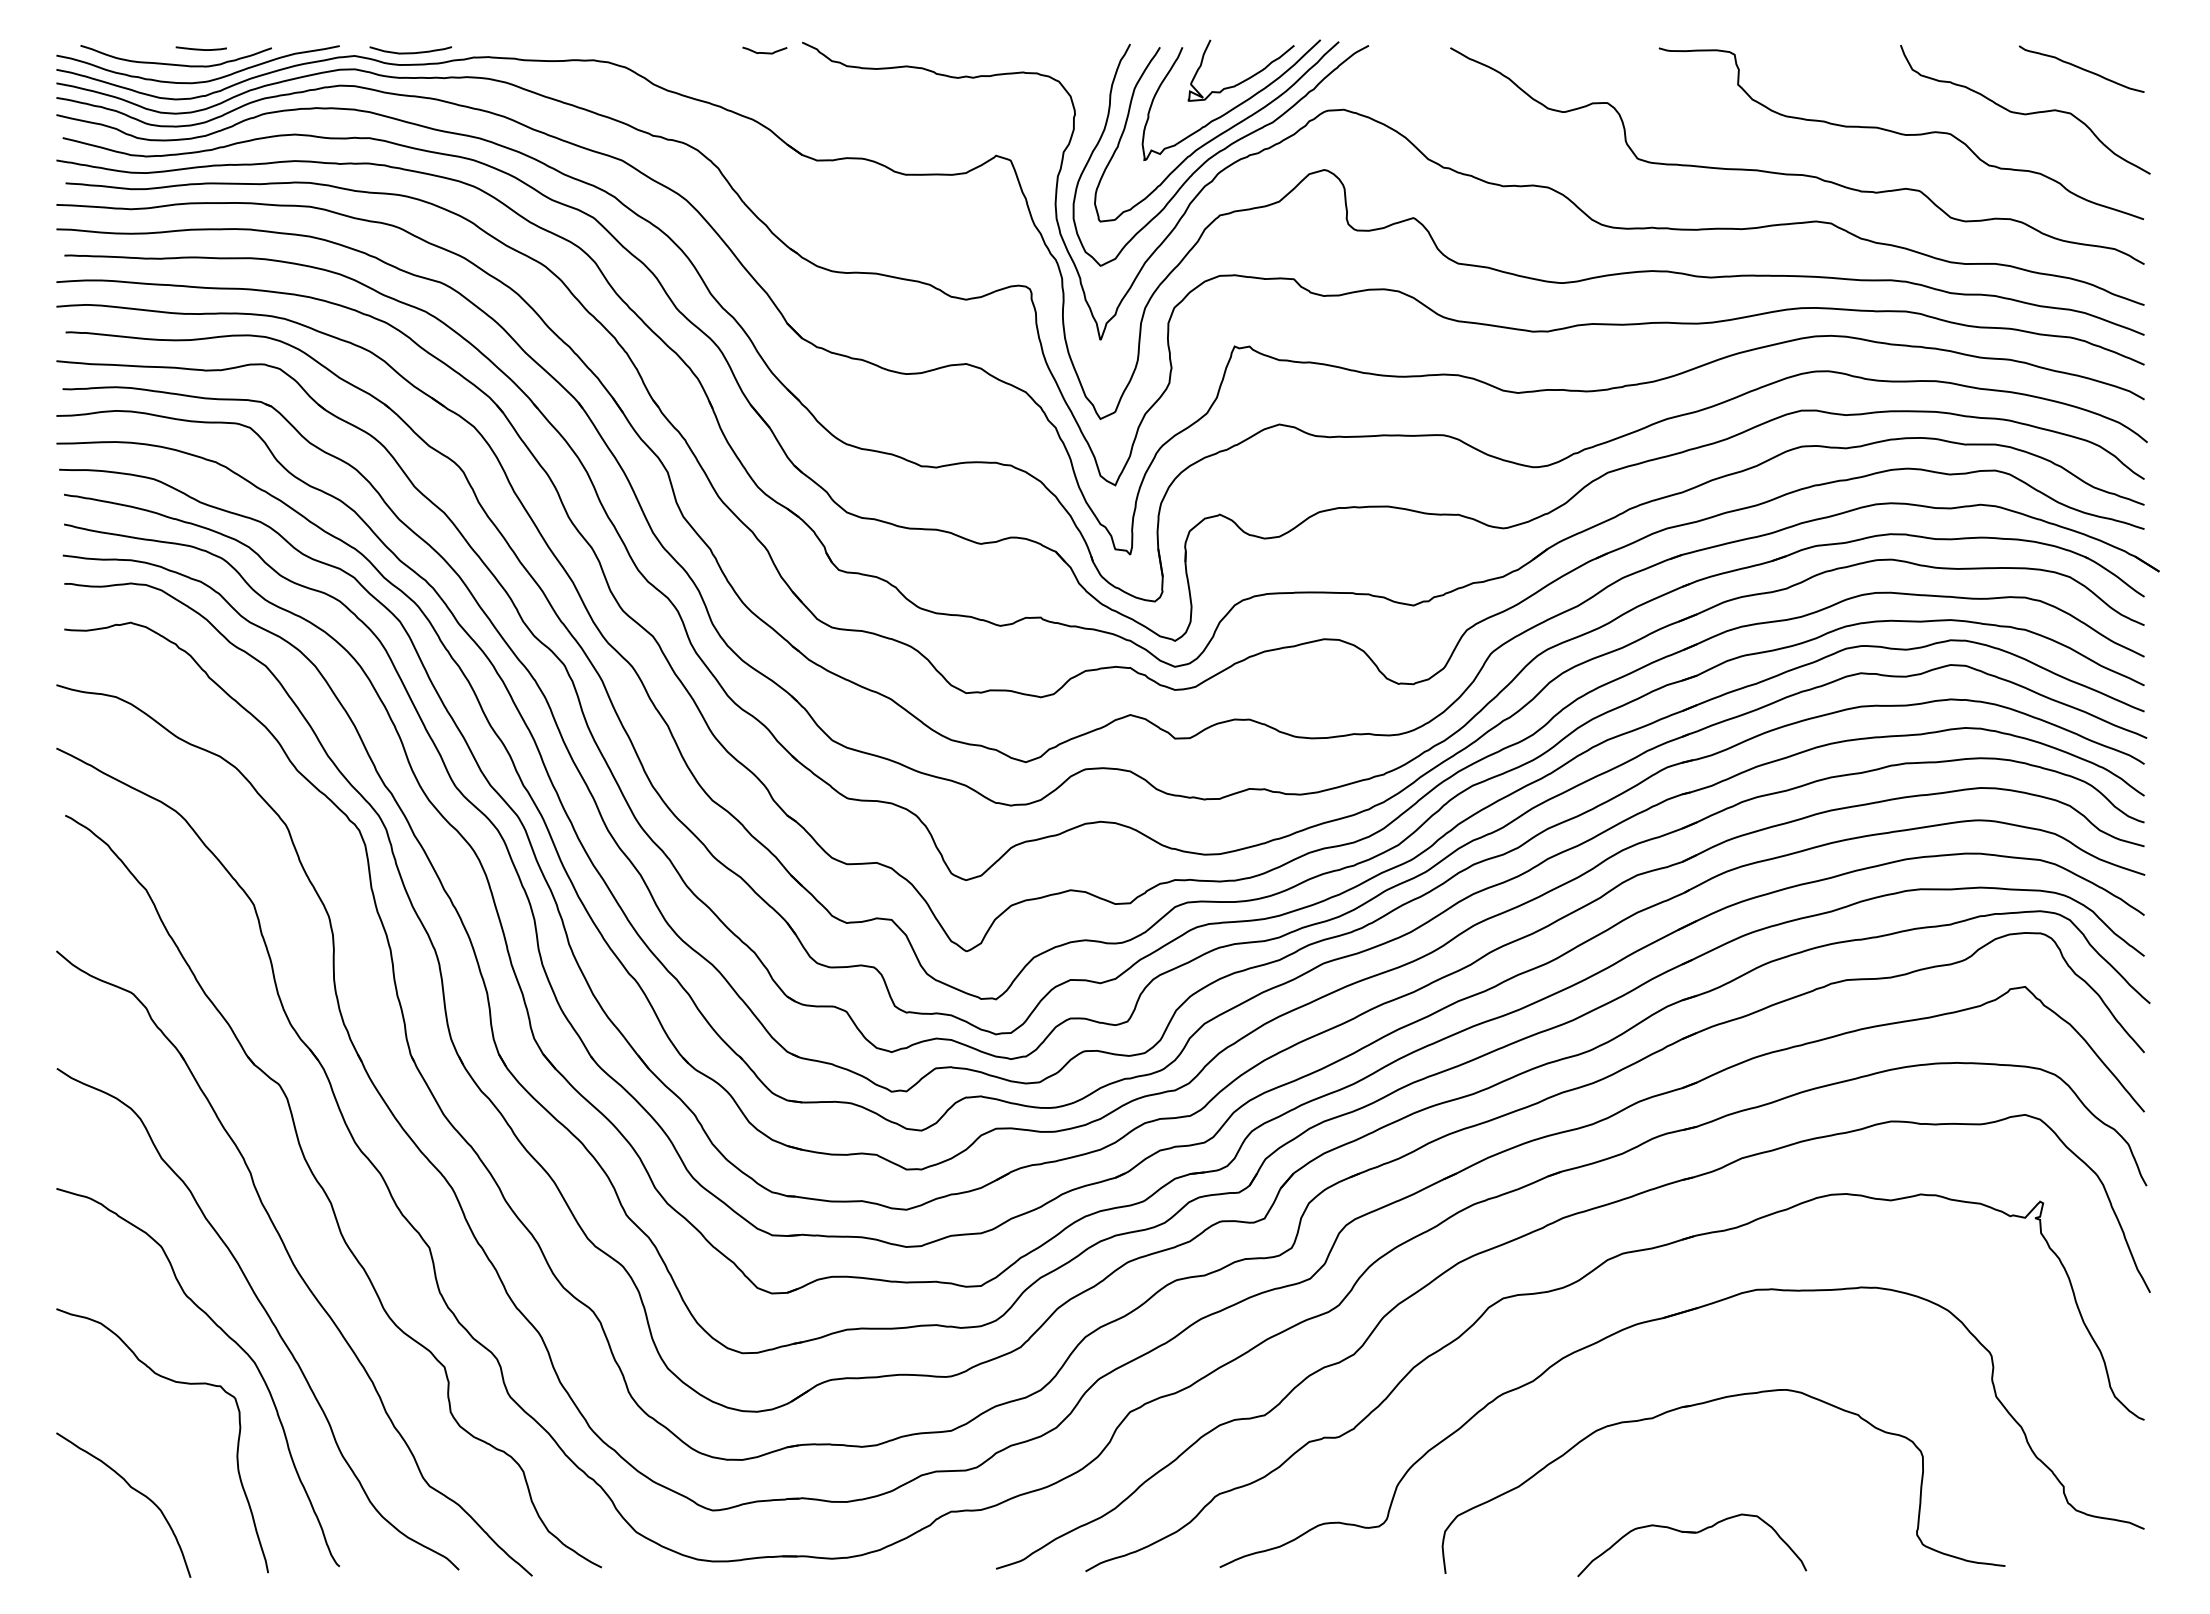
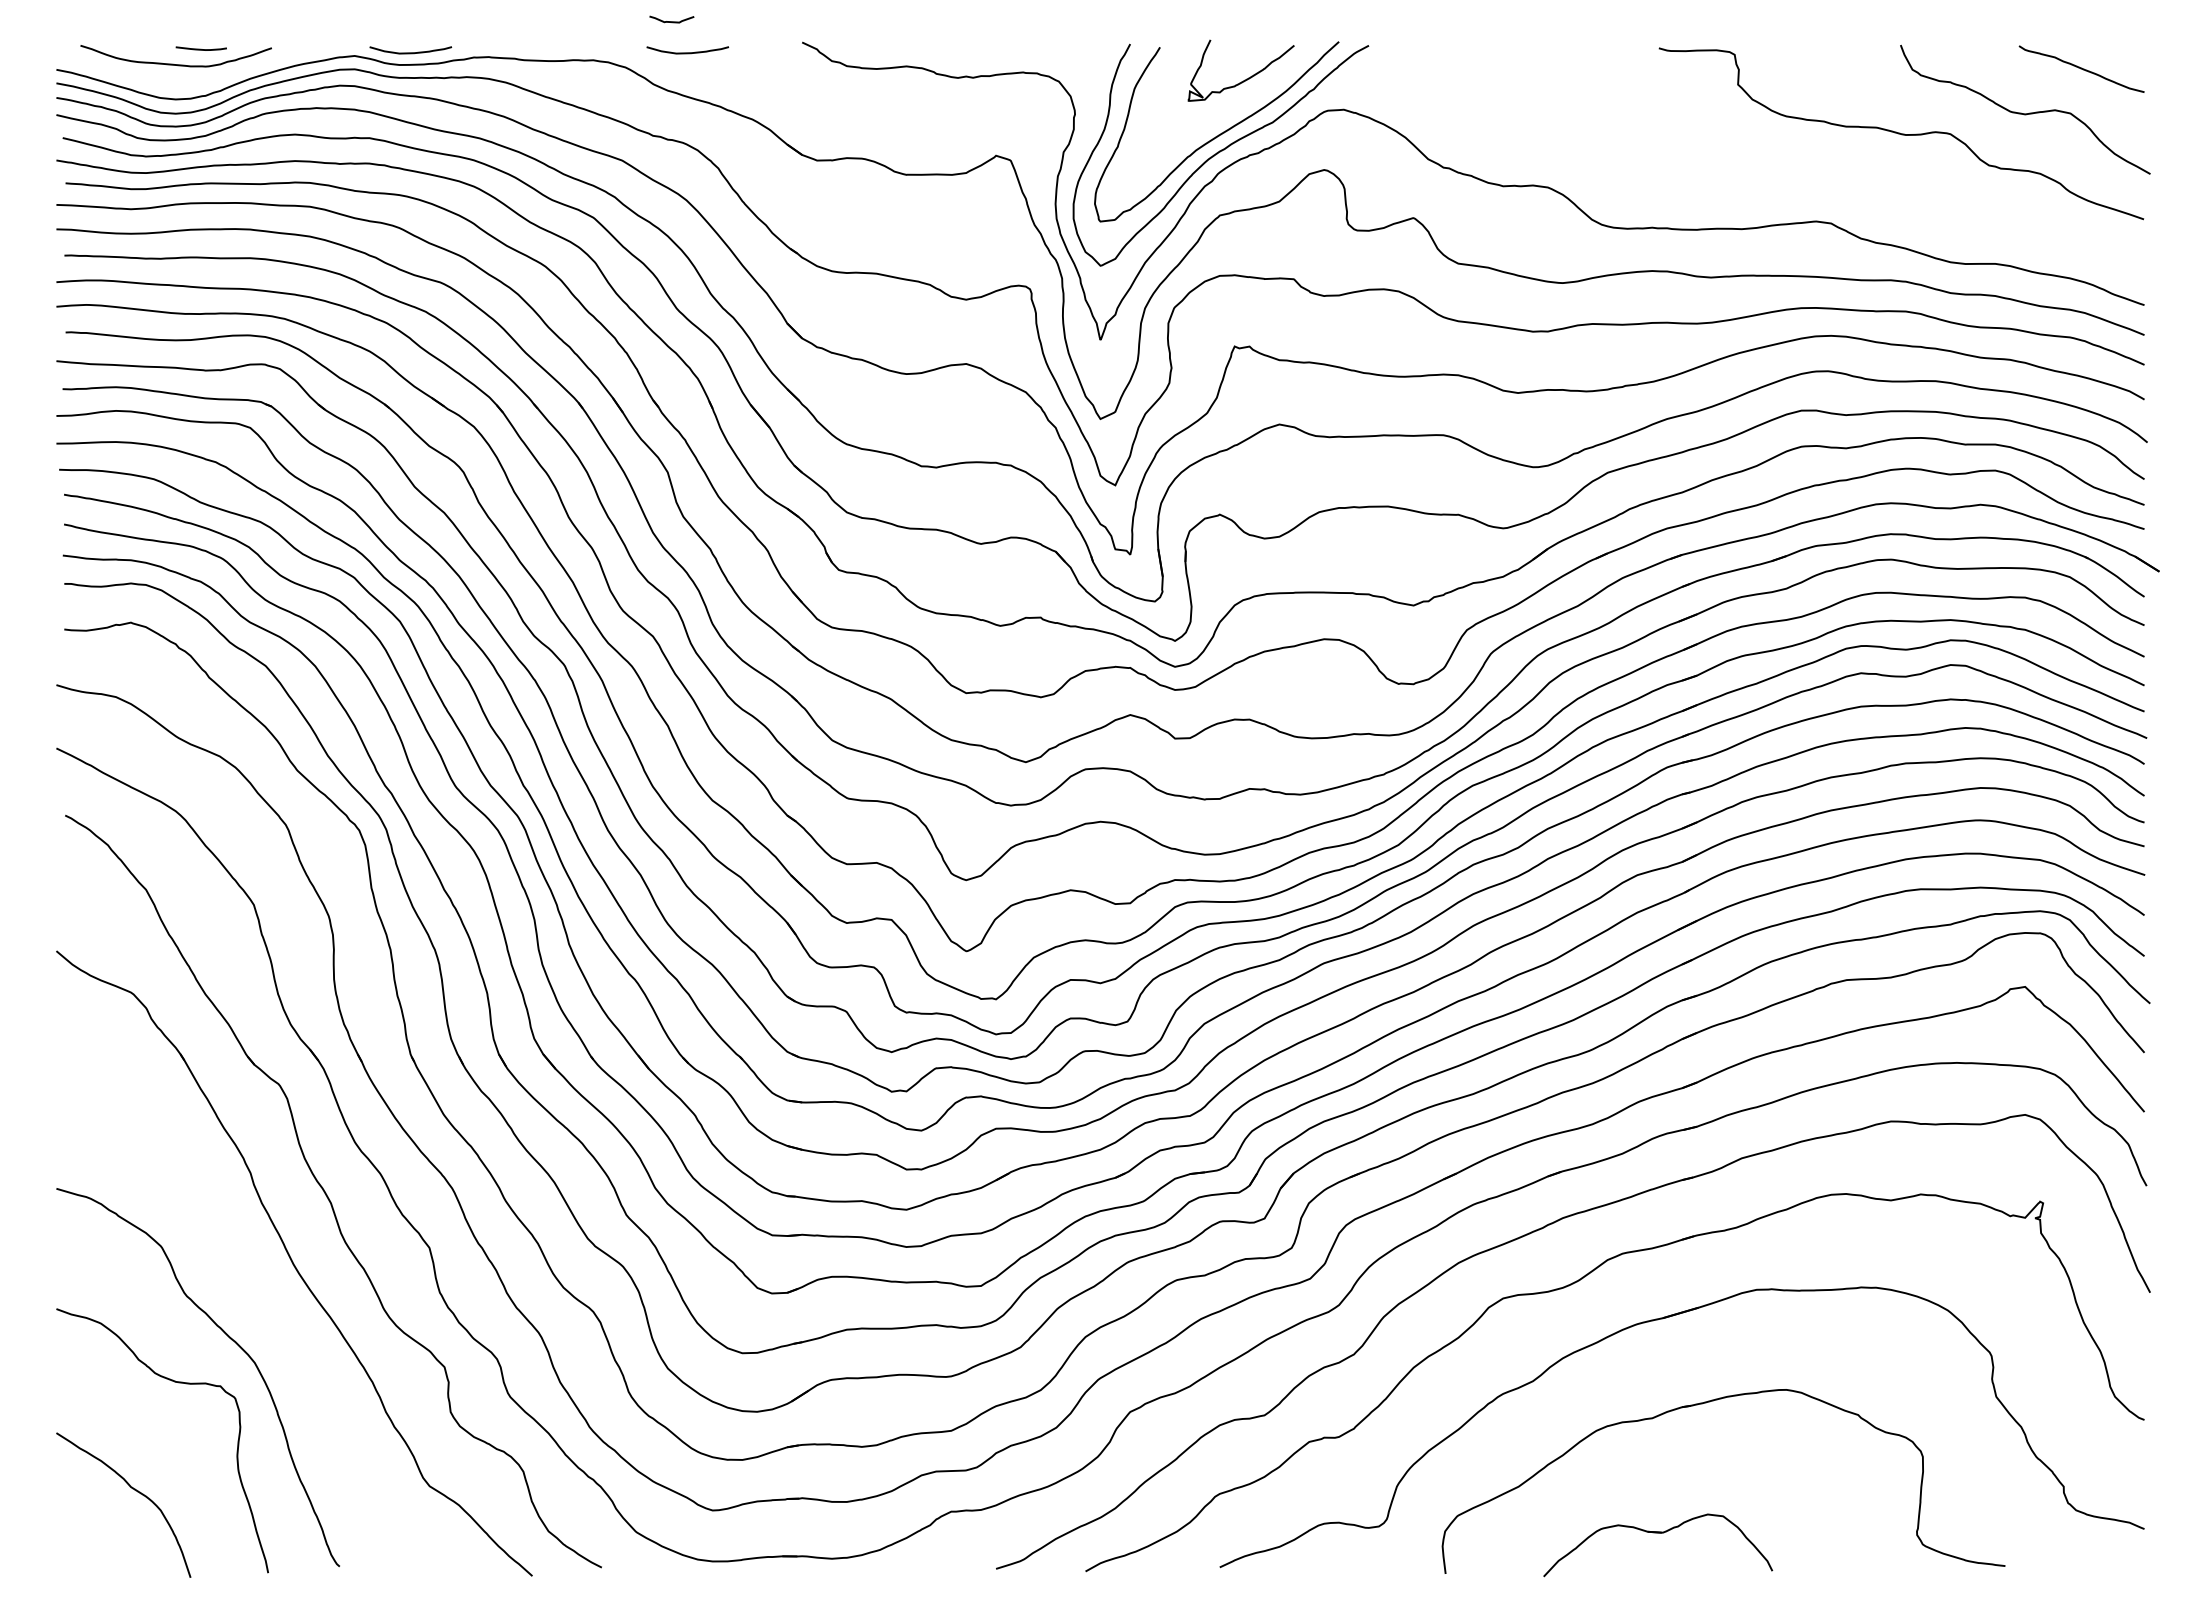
curve: none -> present (687, 52)
curve position: (764, 52) -> (671, 21) (671, 21)
curve: present -> none (197, 81)
curve: present -> none (1236, 105)
curve: present -> none (1796, 173)
curve: present -> none (266, 1314)
part position: (1692, 1533) -> (1658, 1533) (1658, 1533)
